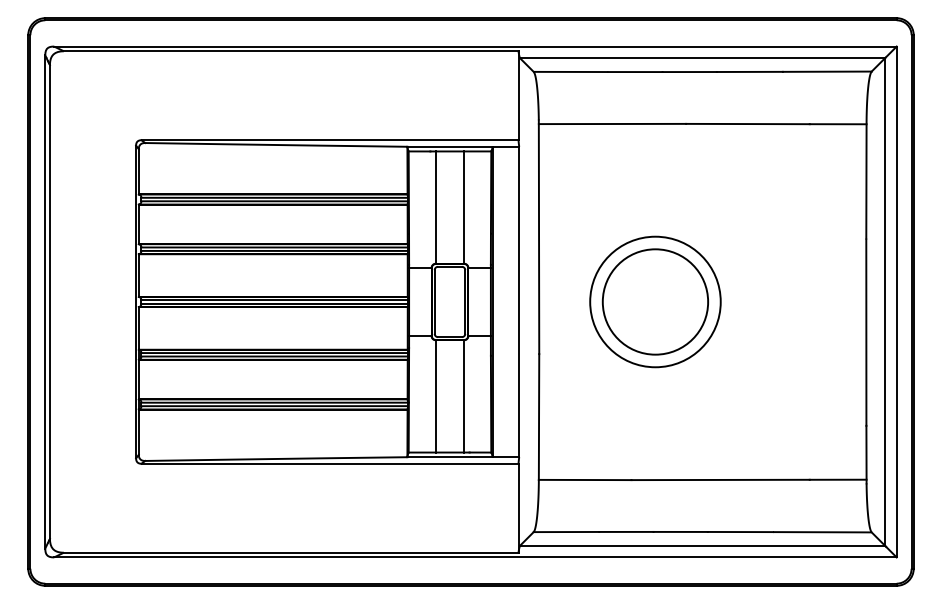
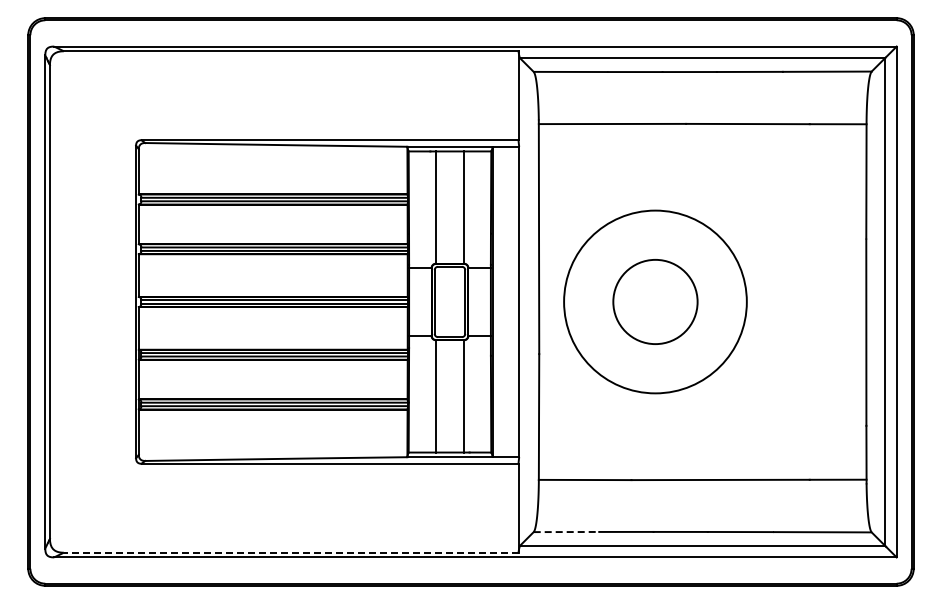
circle diameter: 105 px -> 84 px (655, 301)
circle diameter: 131 px -> 183 px (655, 301)
line: solid -> dashed (566, 532)
line: solid -> dashed (290, 552)
